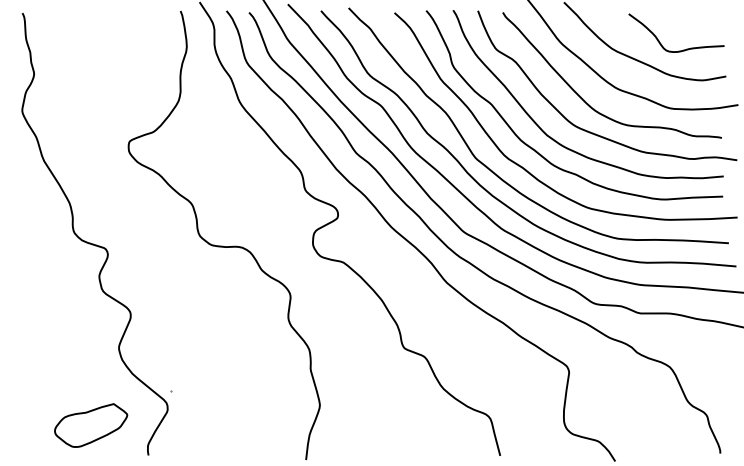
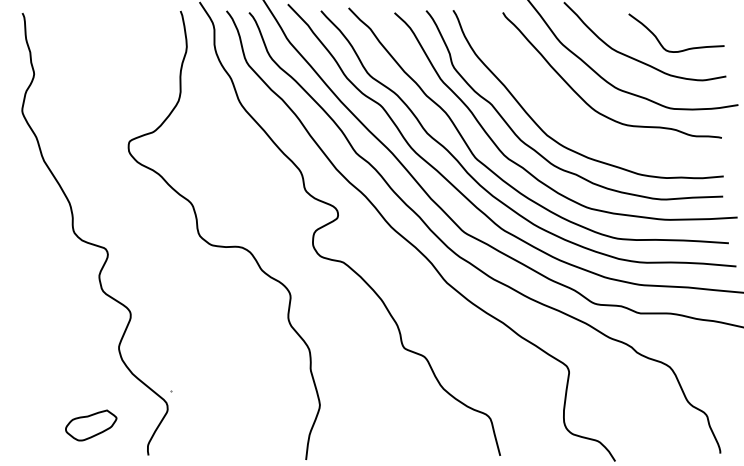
curve: present -> none (588, 130)
part size: 75x45 px -> 53x33 px (91, 425)
